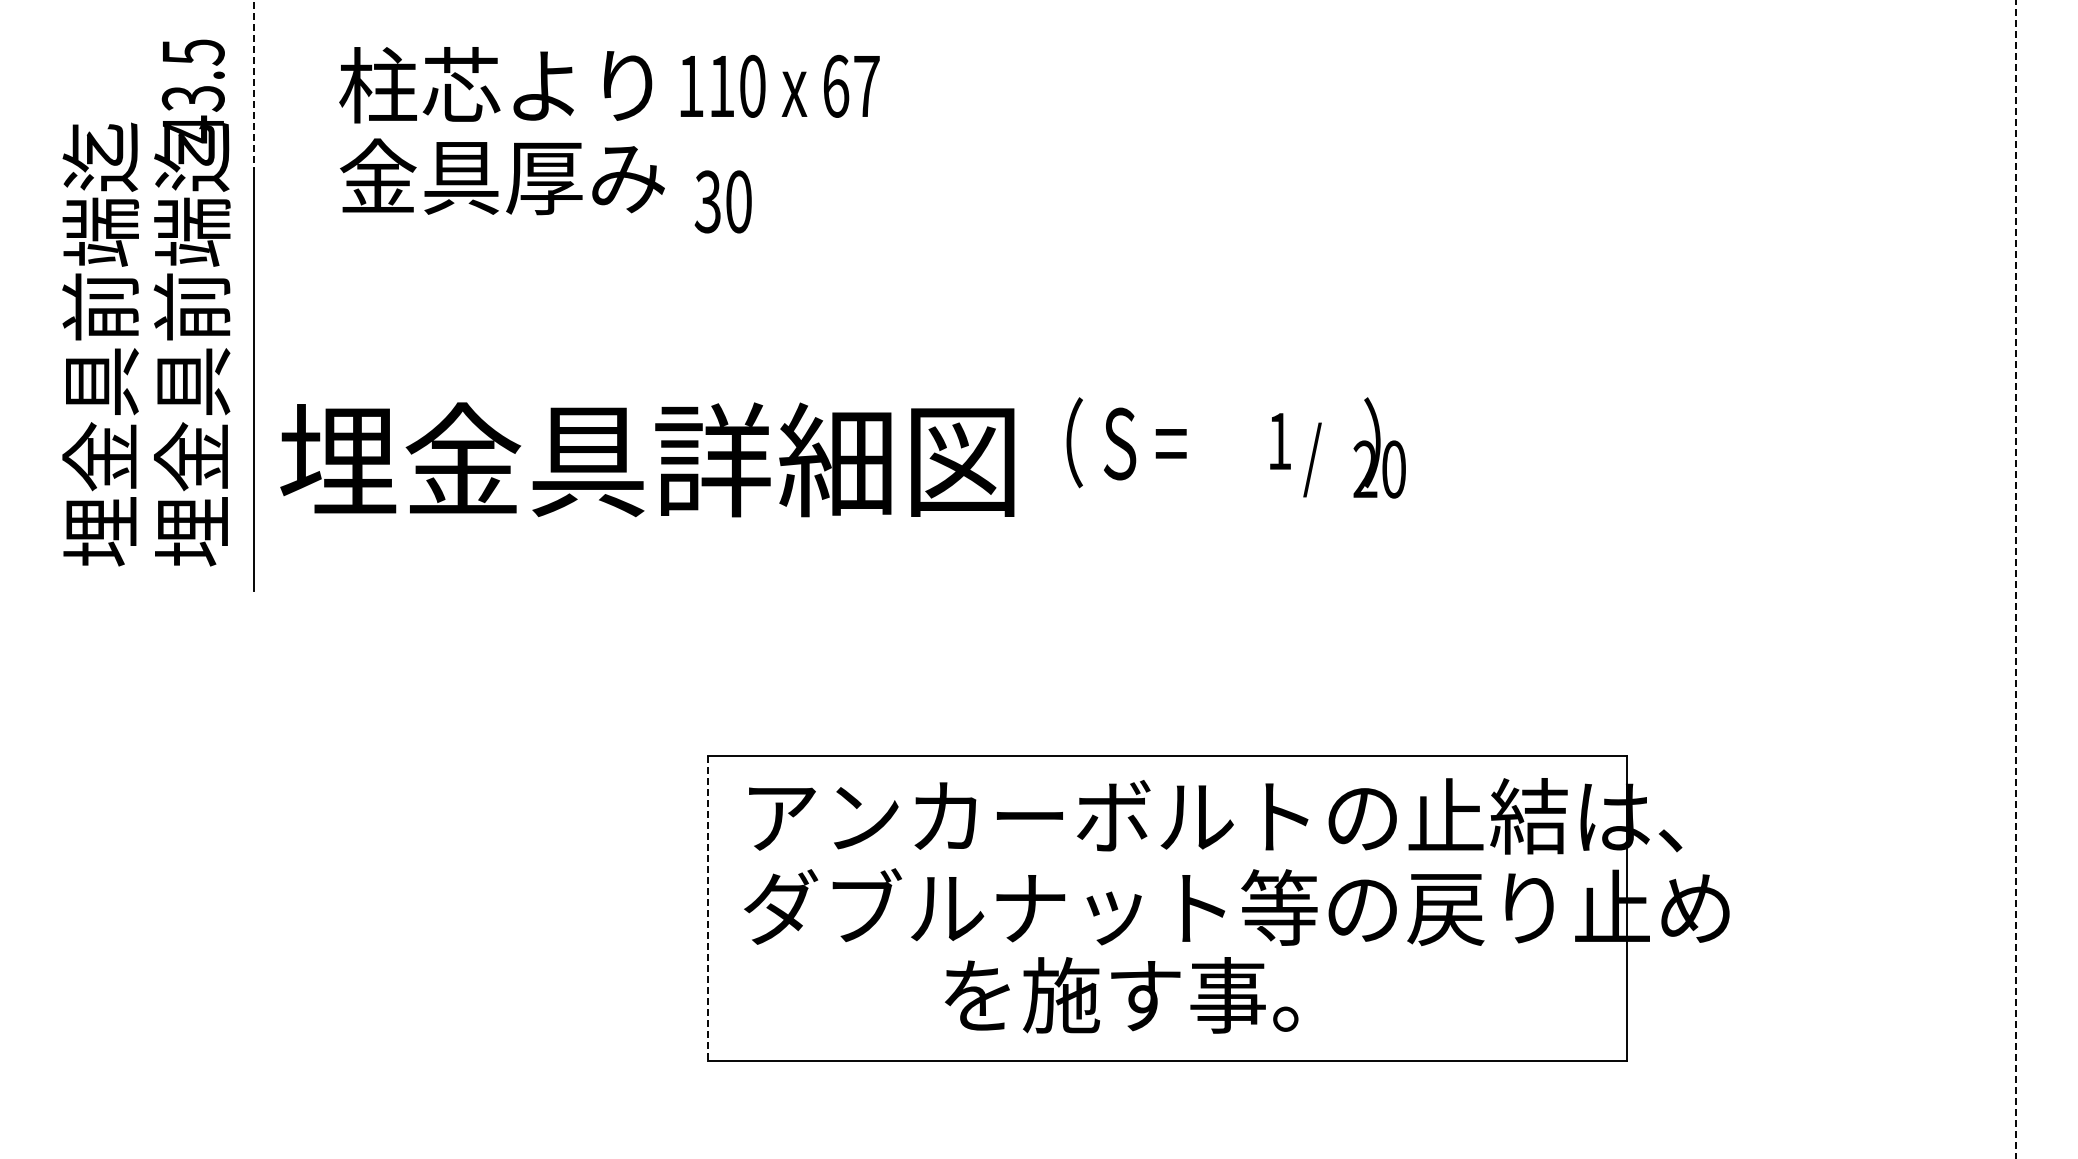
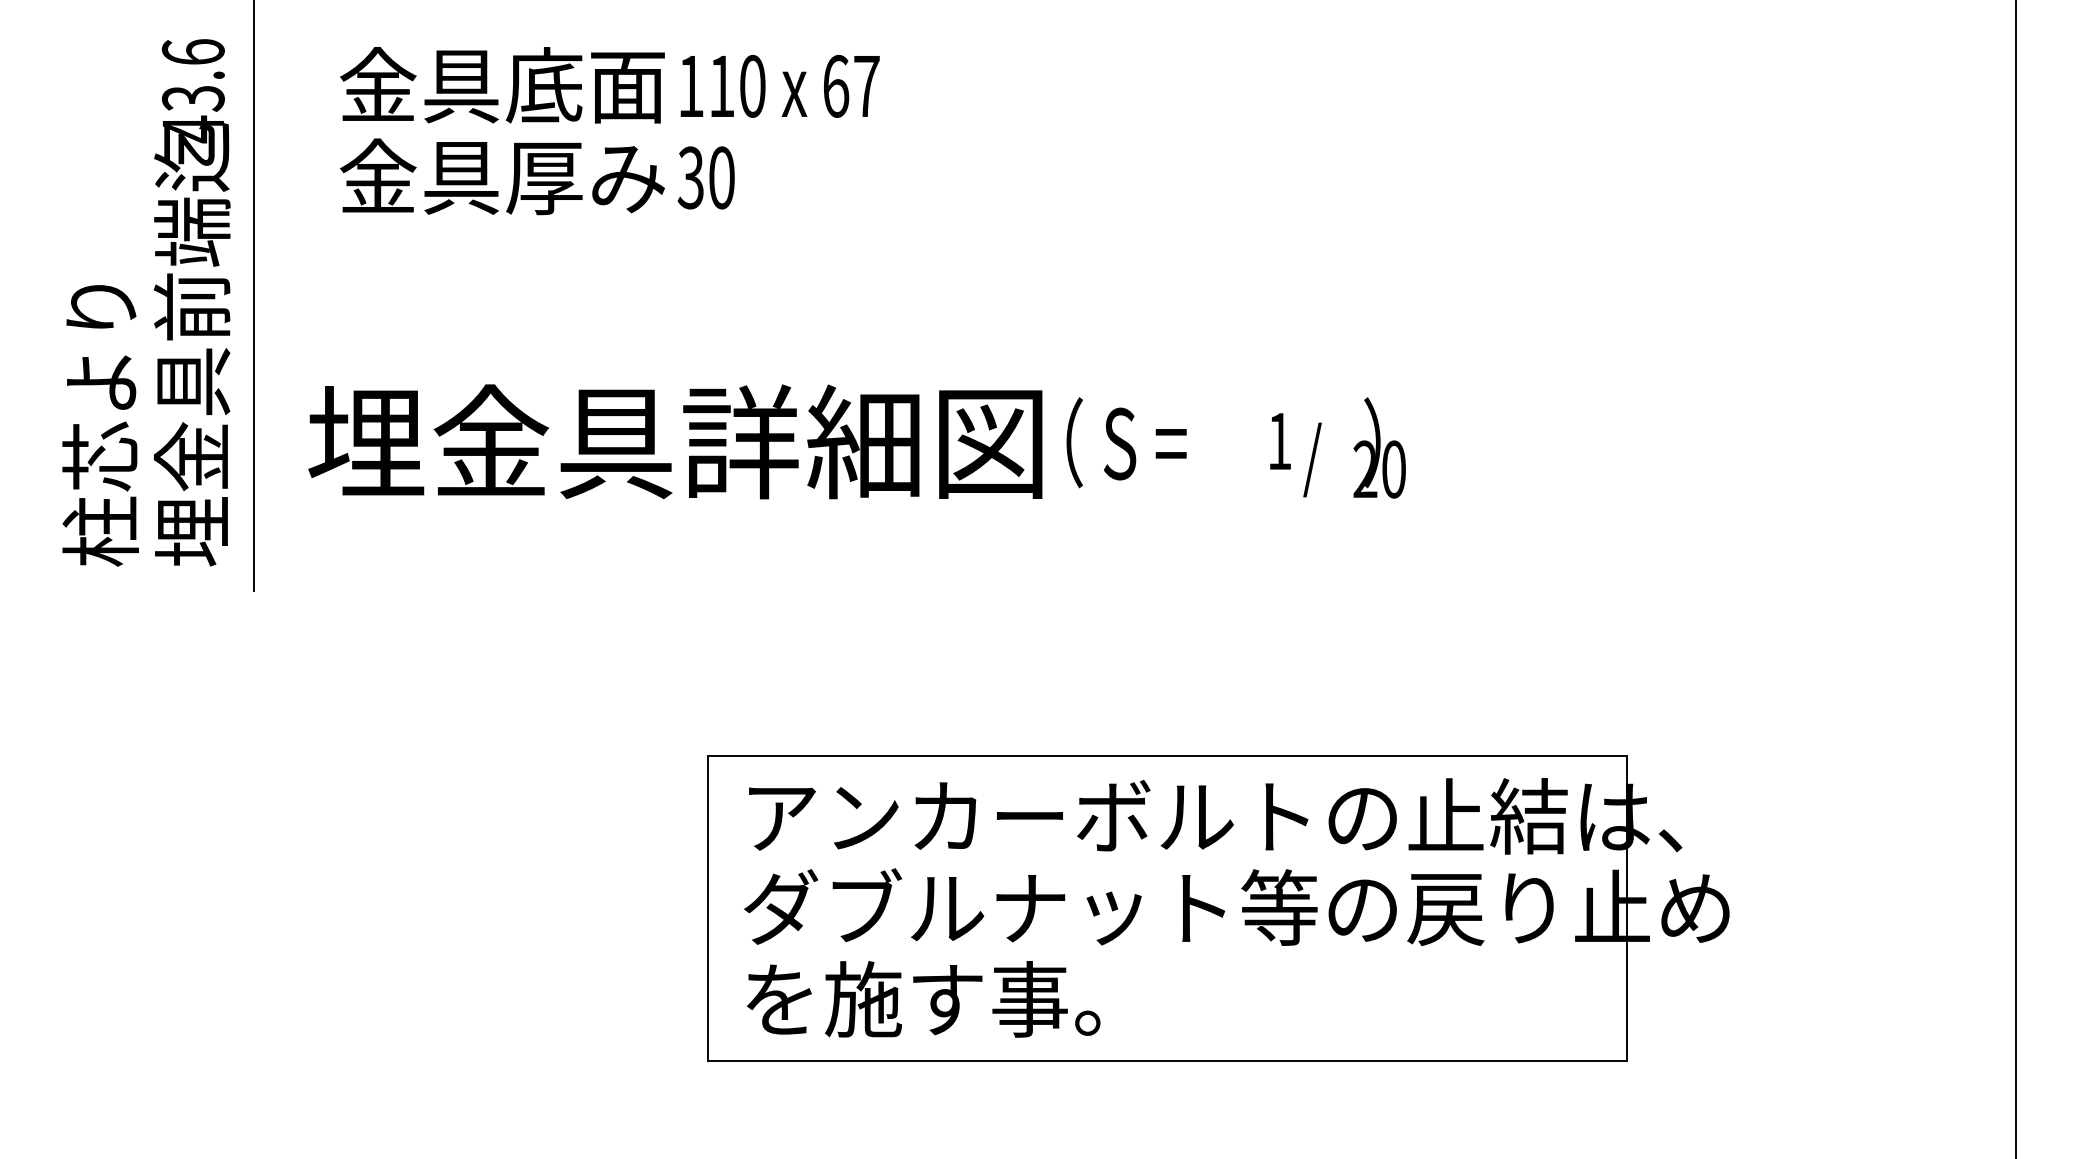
text: 43.5 -> 43.6 (192, 52)
line: dashed -> solid (254, 85)
text: 柱芯より -> 金具底面 (501, 85)
text position: (722, 201) -> (705, 177) (705, 177)
text: 埋金具前端迄 -> 柱芯より (100, 344)
text position: (647, 459) -> (675, 441) (675, 441)
line: dashed -> solid (2015, 578)
line: dashed -> solid (708, 908)
text position: (1121, 995) -> (923, 999) (923, 999)
